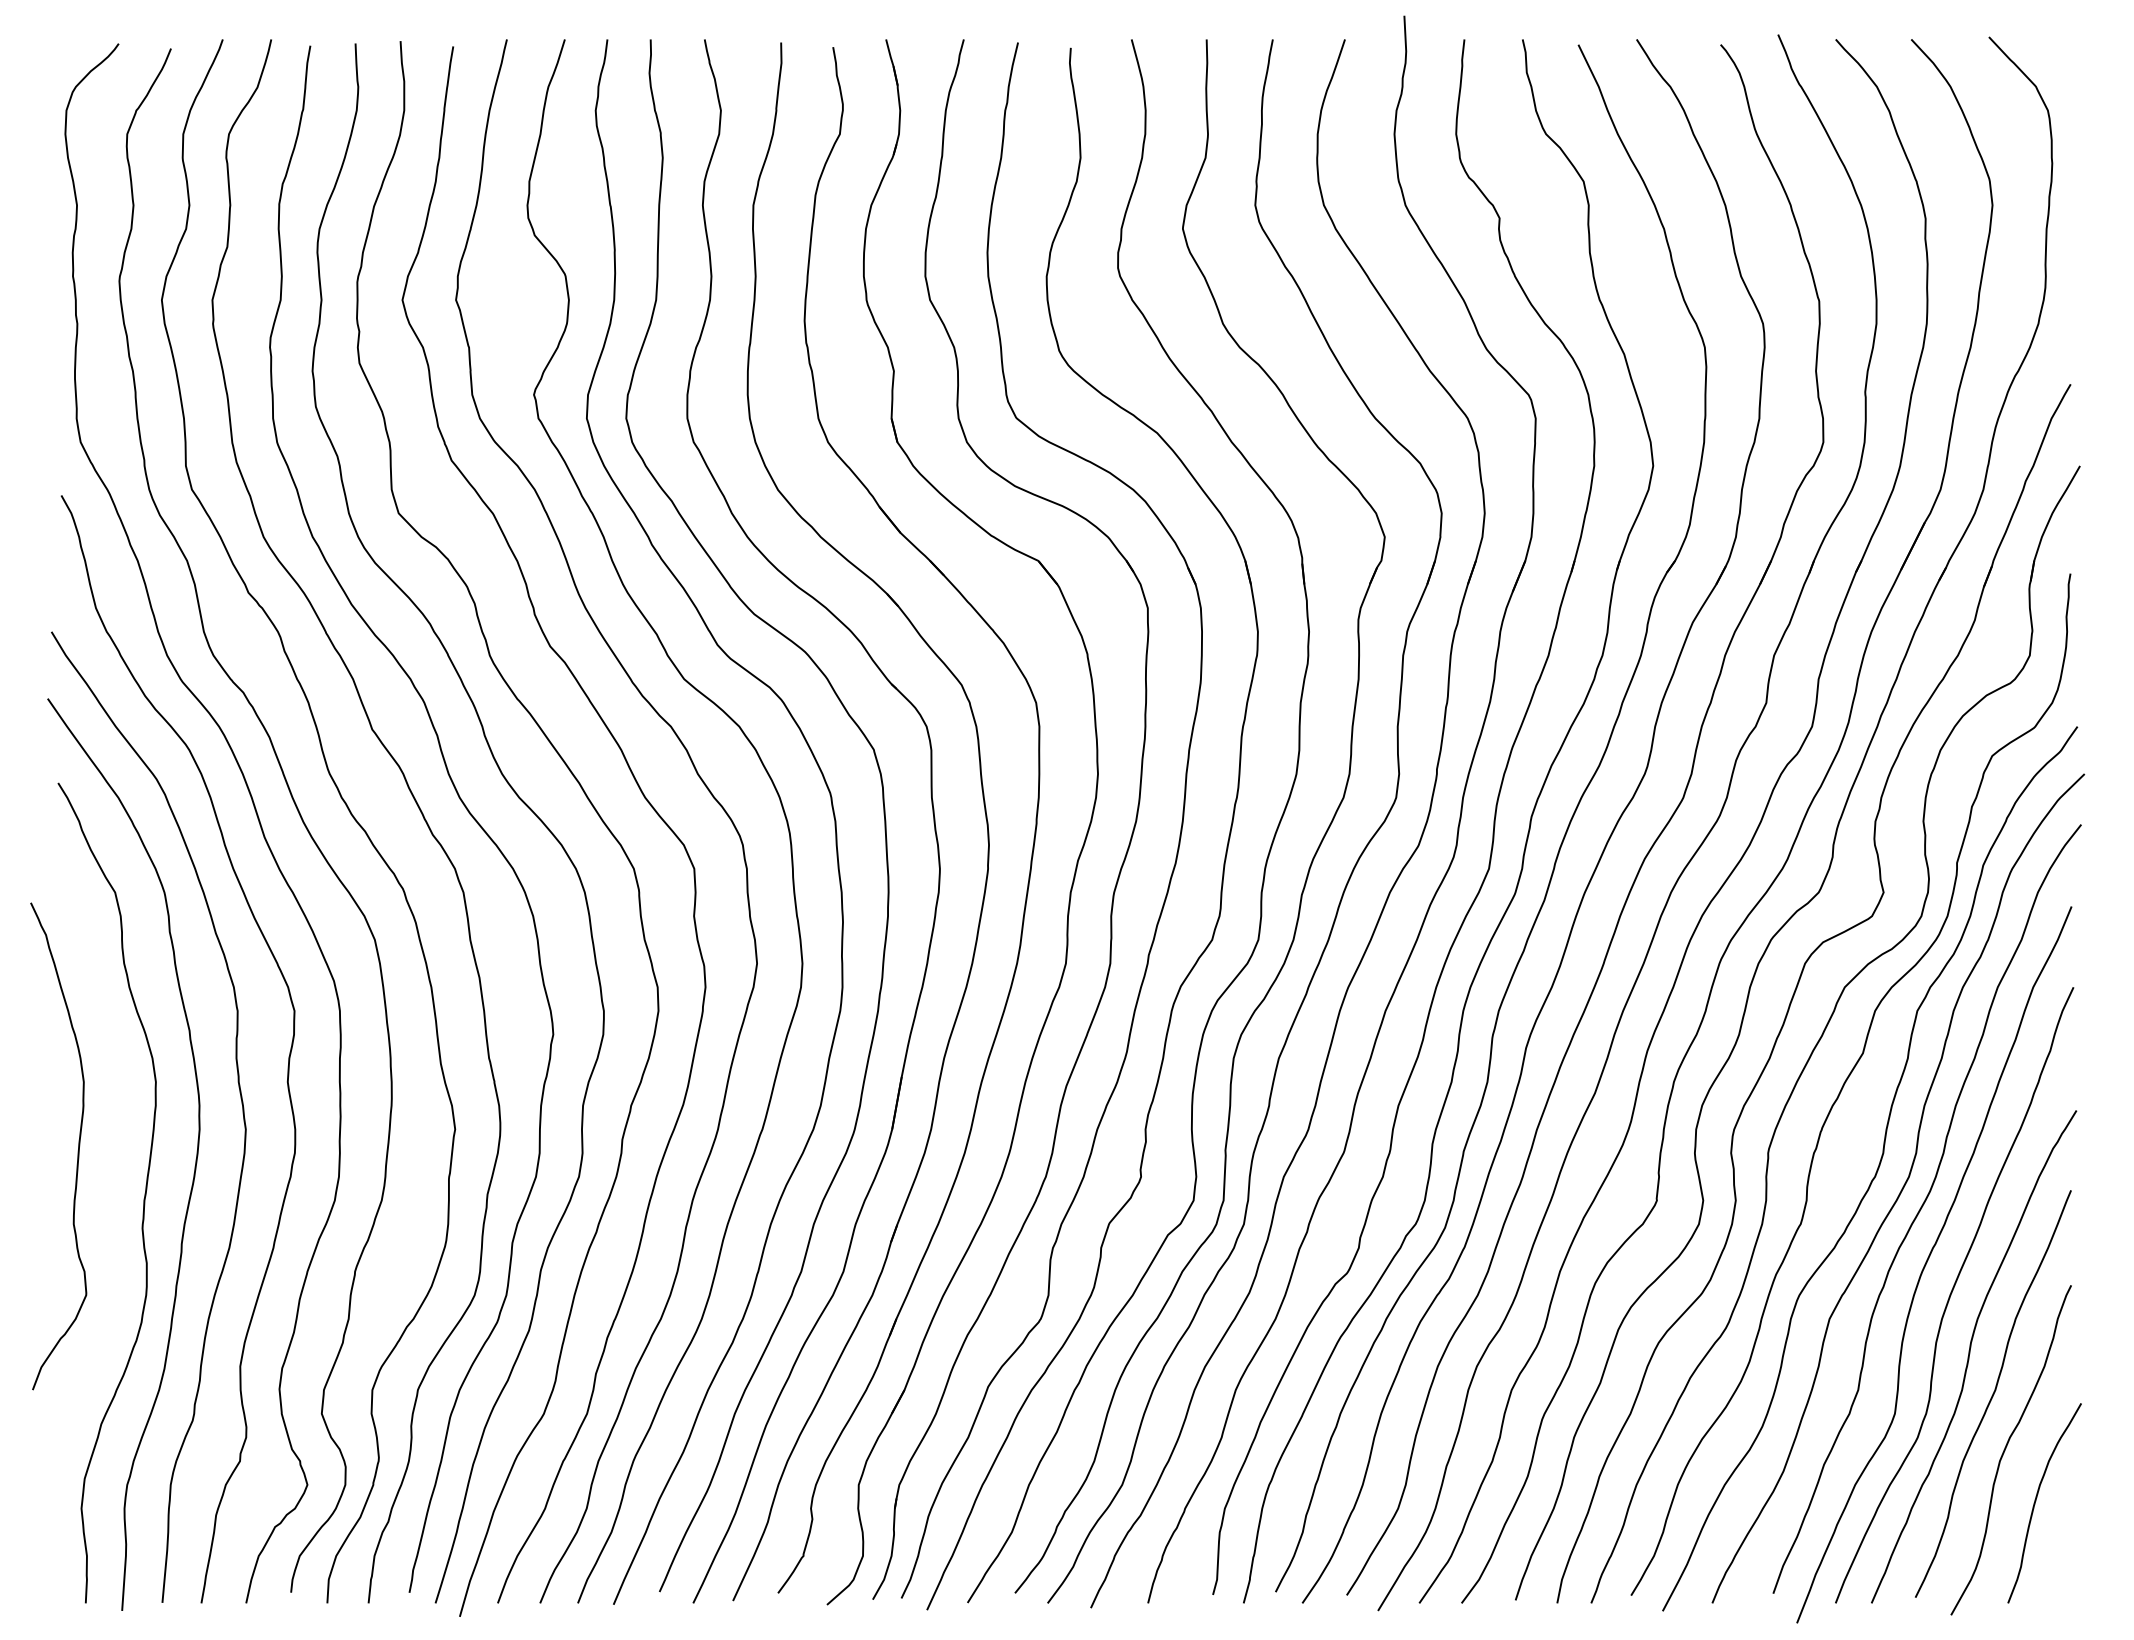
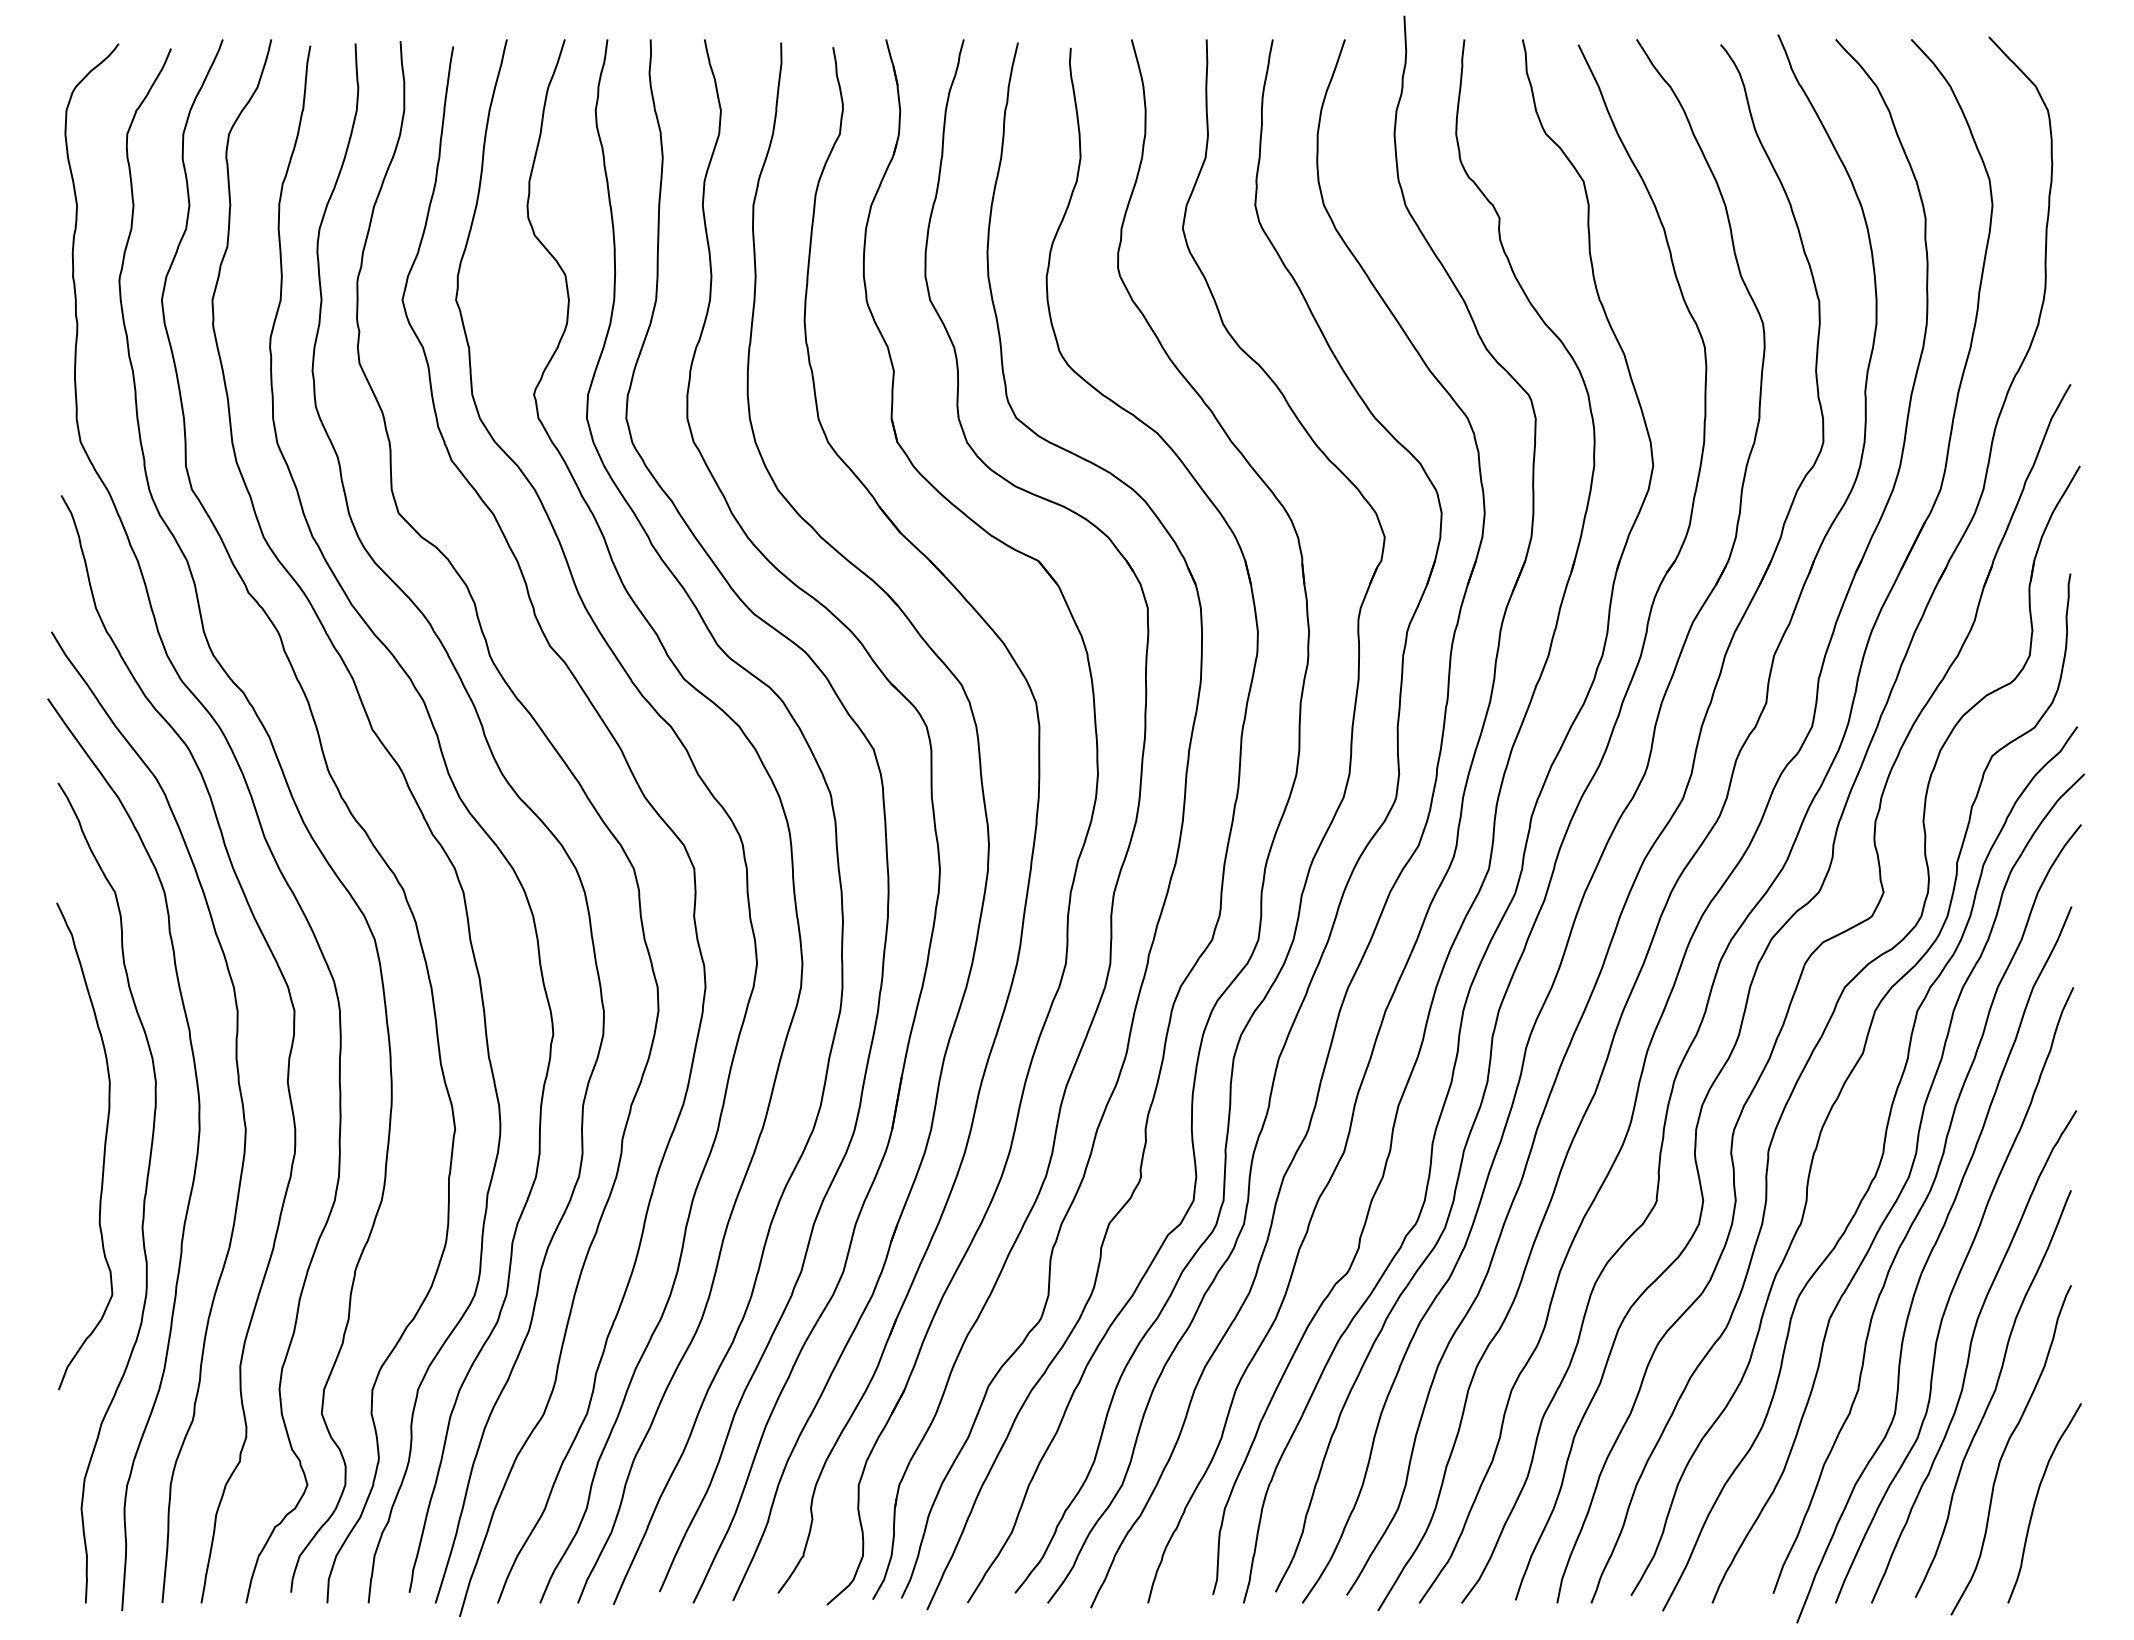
curve position: (77, 1151) -> (103, 1151) (103, 1151)
